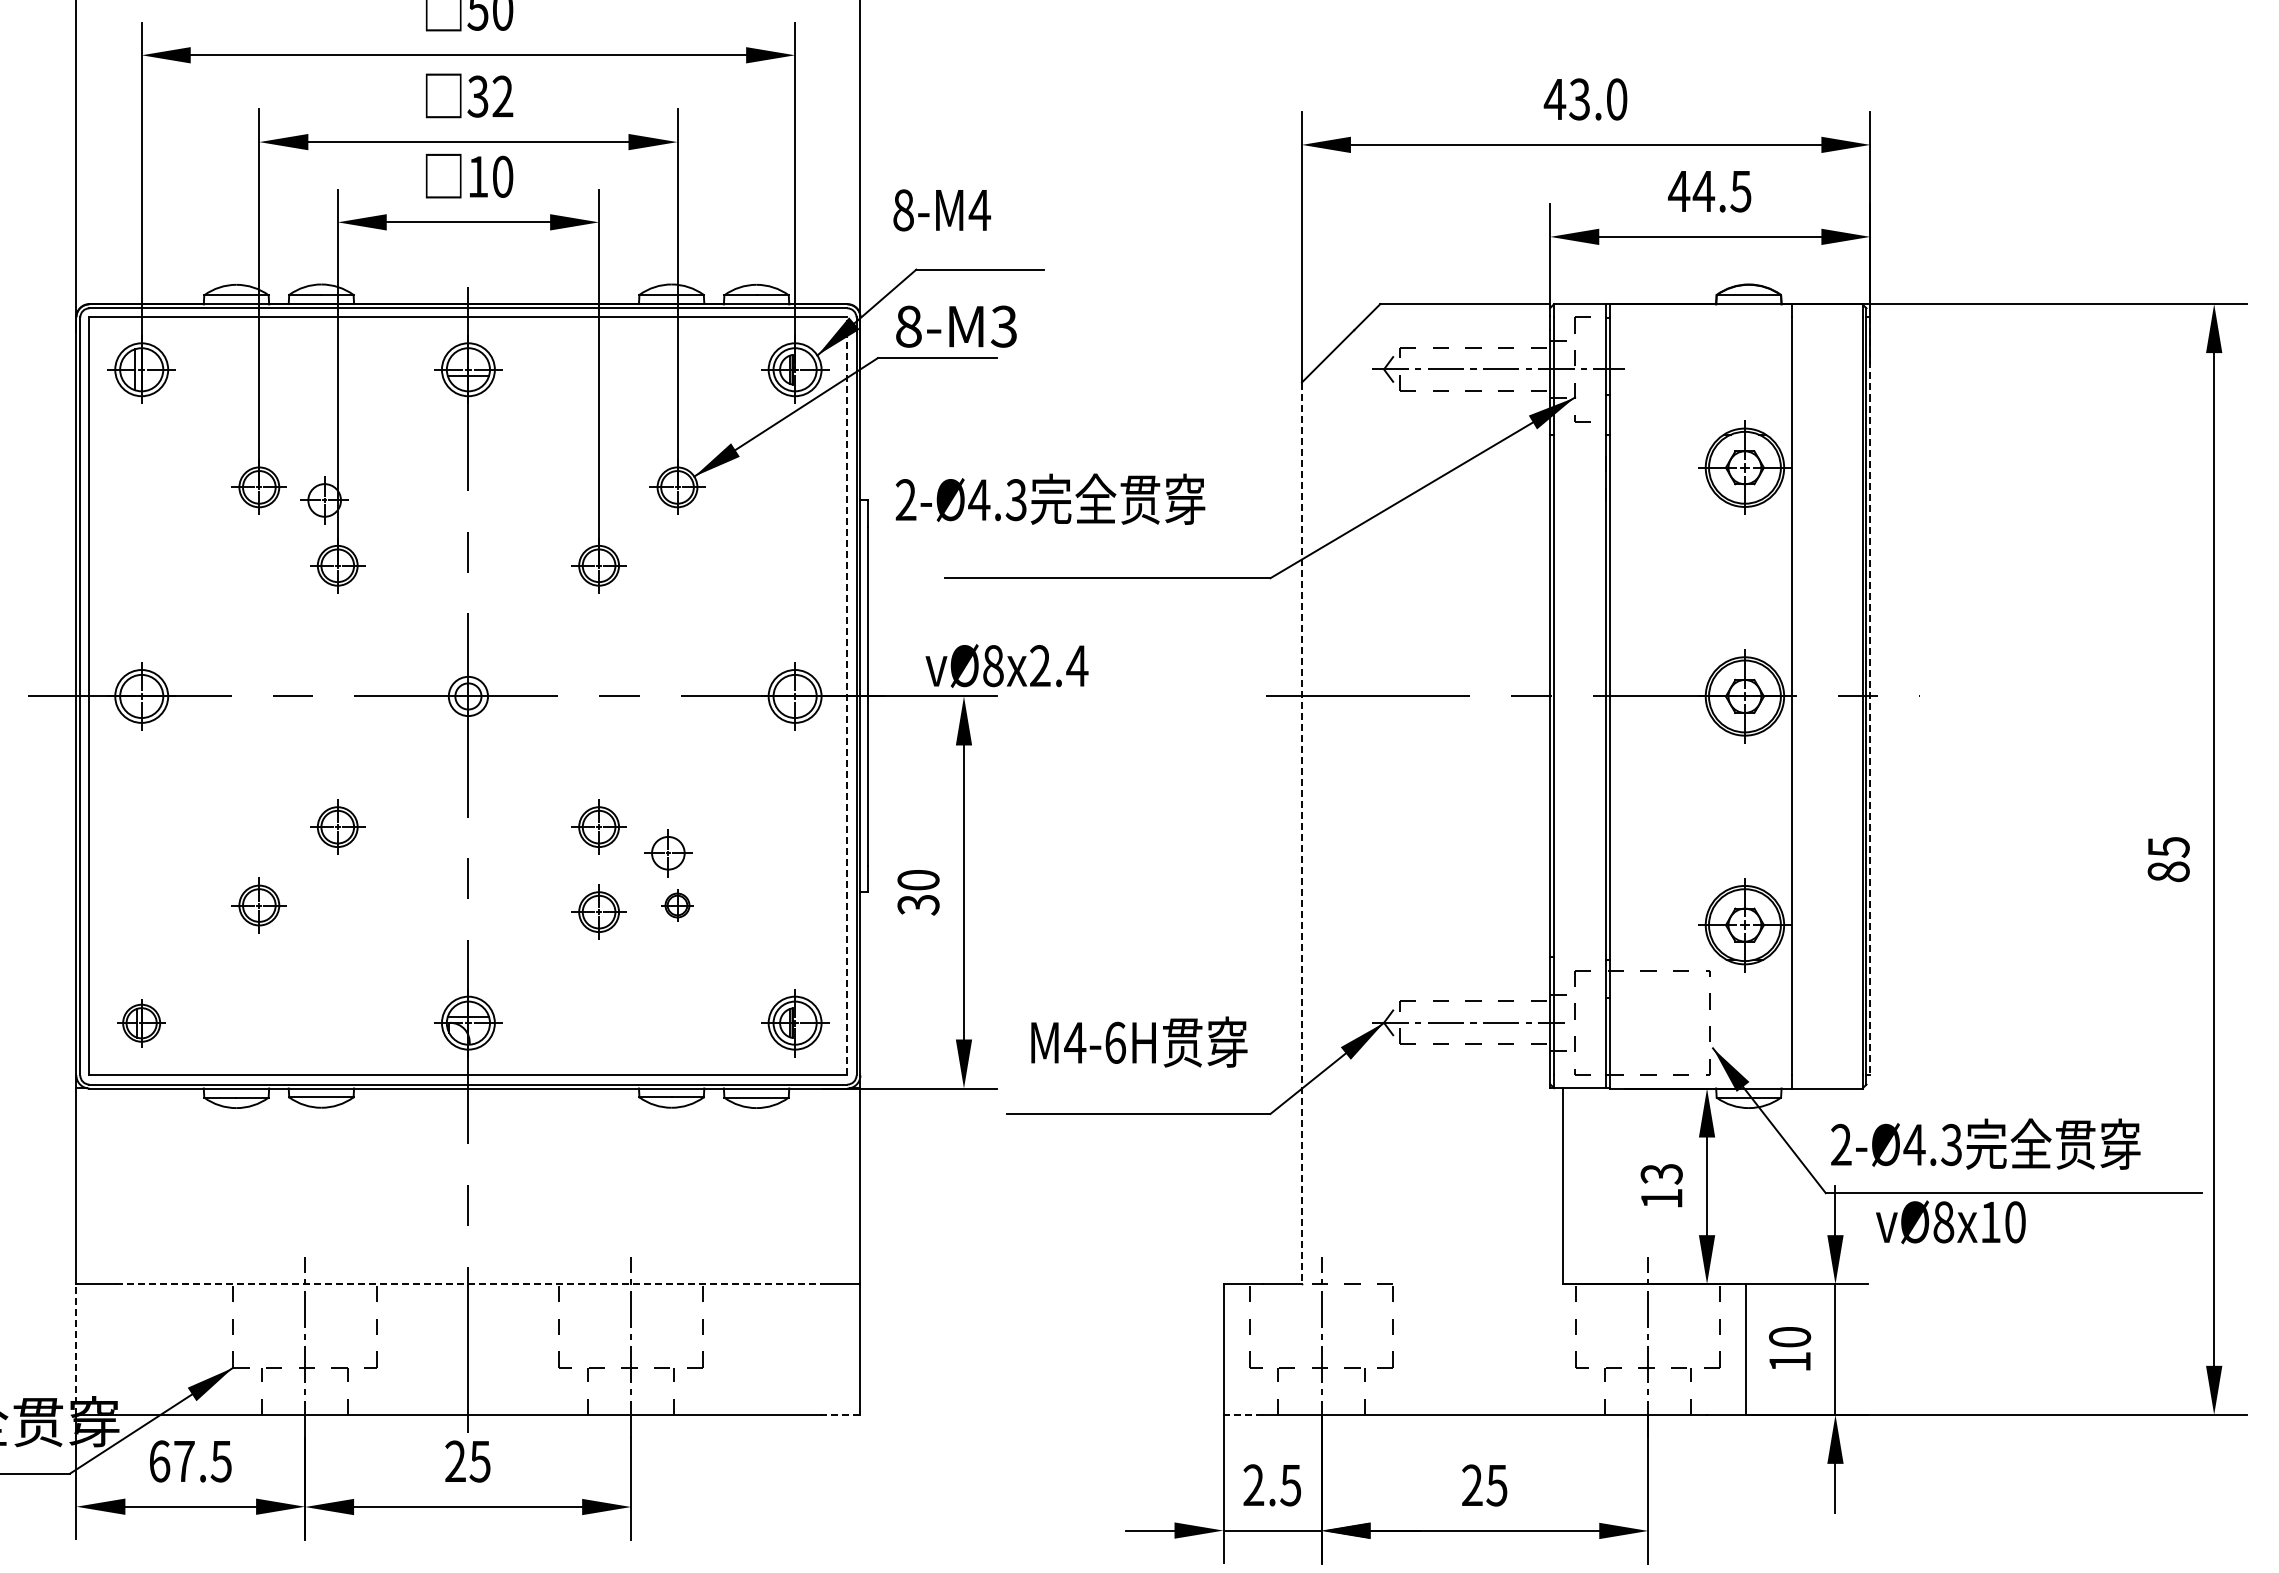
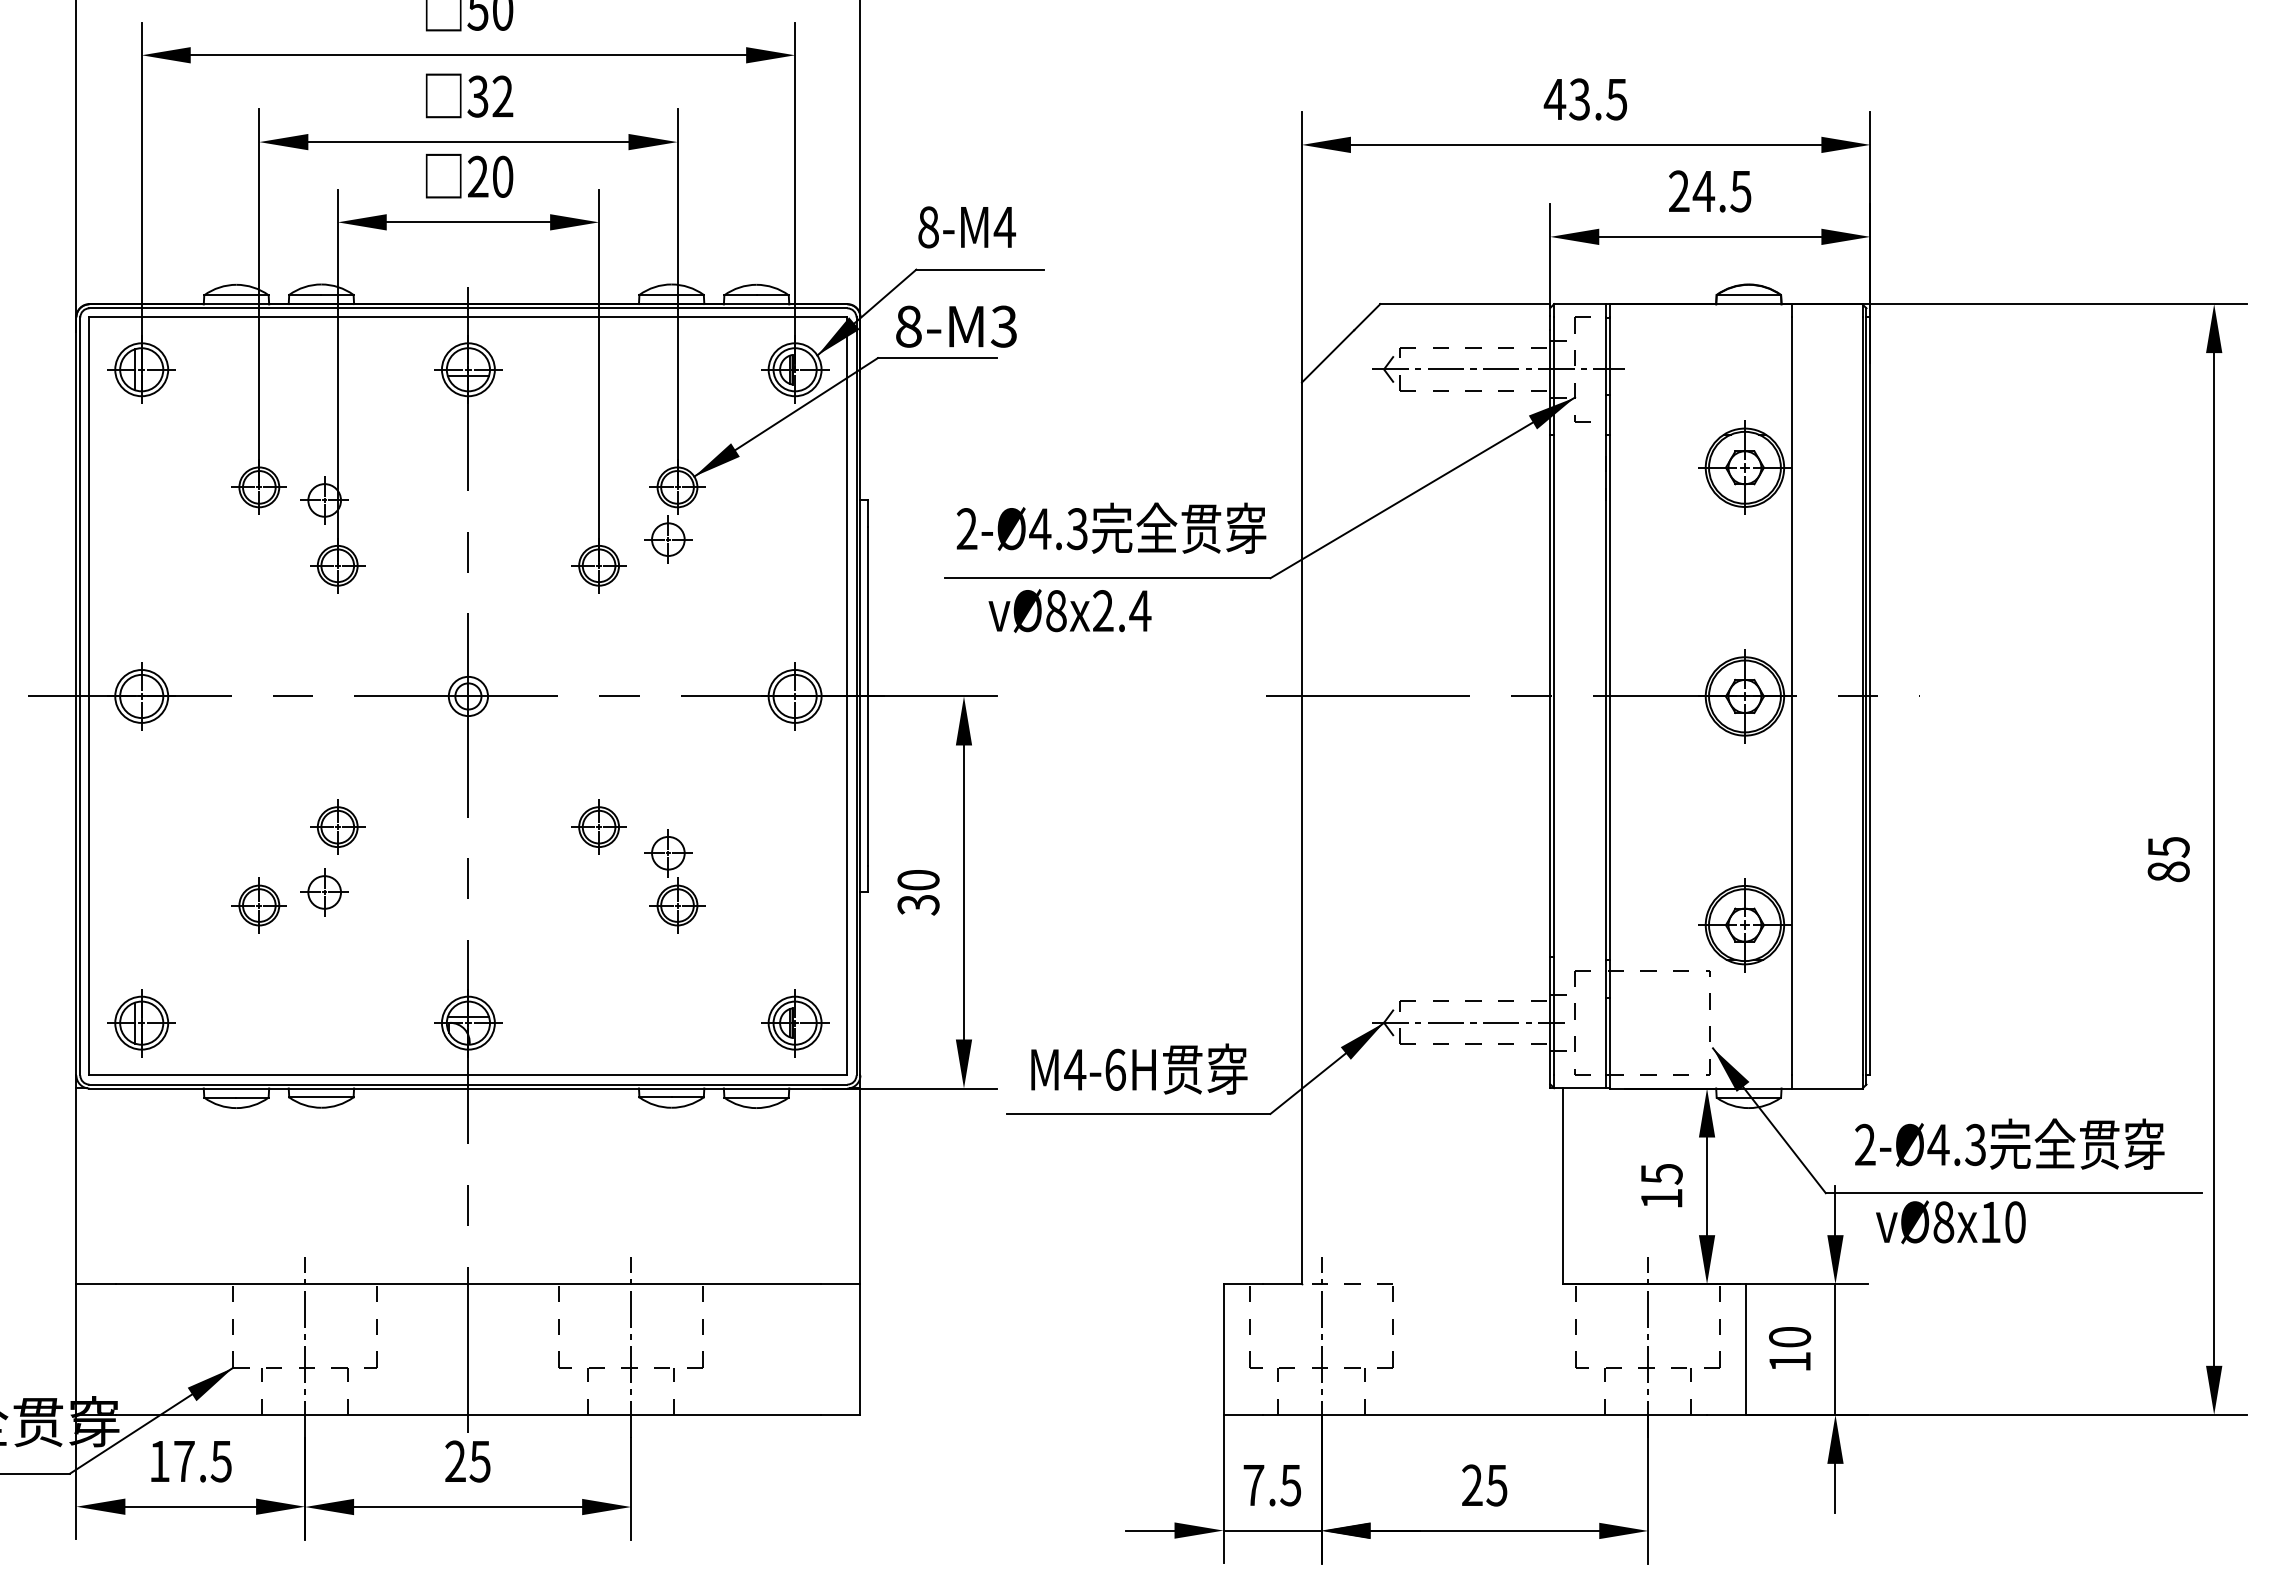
text: 43.0 -> 43.5 (1616, 99)
text: 10 -> 20 (478, 176)
text: 44.5 -> 24.5 (1679, 190)
text position: (941, 210) -> (966, 227) (966, 227)
text position: (1050, 498) -> (1111, 527) (1111, 527)
part: none -> present (668, 539)
text position: (1006, 665) -> (1069, 610) (1069, 610)
line: dashed -> solid (847, 696)
line: dashed -> solid (1870, 696)
line: dashed -> solid (1301, 833)
part: none -> present (324, 892)
part size: 33x33 px -> 57x57 px (677, 905)
part: present -> none (598, 911)
part size: 49x49 px -> 69x69 px (141, 1023)
text position: (1139, 1041) -> (1139, 1068) (1139, 1068)
text position: (1985, 1143) -> (2009, 1143) (2009, 1143)
text: 13 -> 15 (1661, 1174)
line: dashed -> solid (468, 1284)
line: dashed -> solid (76, 1349)
line: dashed -> solid (840, 1414)
line: dashed -> solid (1243, 1414)
text: 67.5 -> 17.5 (160, 1461)
text: 2.5 -> 7.5 (1253, 1484)
